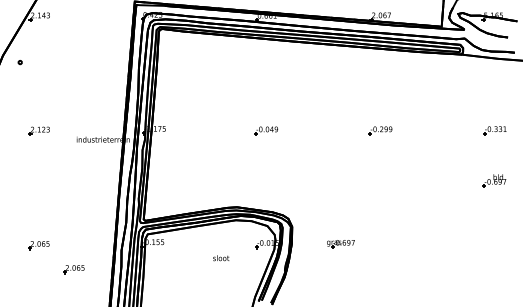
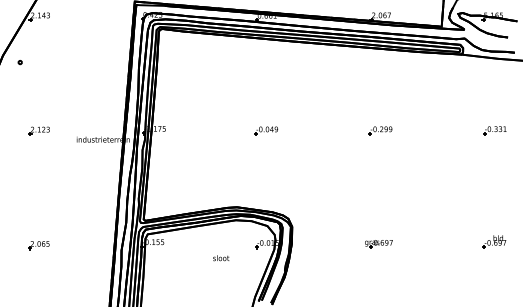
part position: (494, 180) -> (494, 241) (494, 241)
part position: (340, 244) -> (378, 244) (378, 244)
part: present -> none (73, 269)
